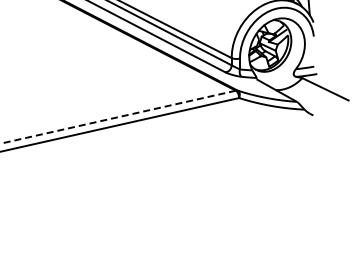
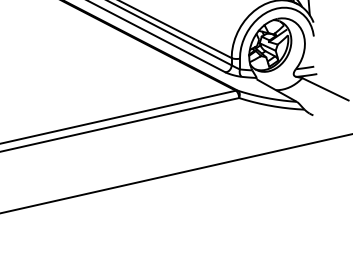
line: dashed -> solid (117, 117)
line: none -> present (175, 173)
